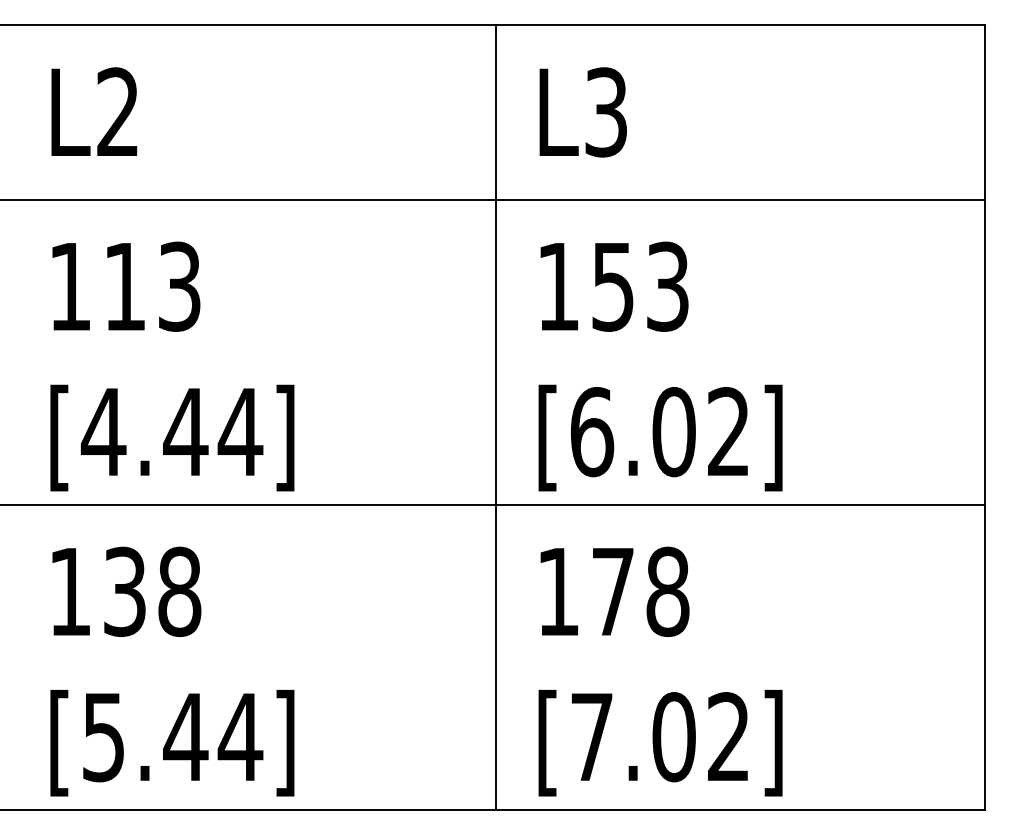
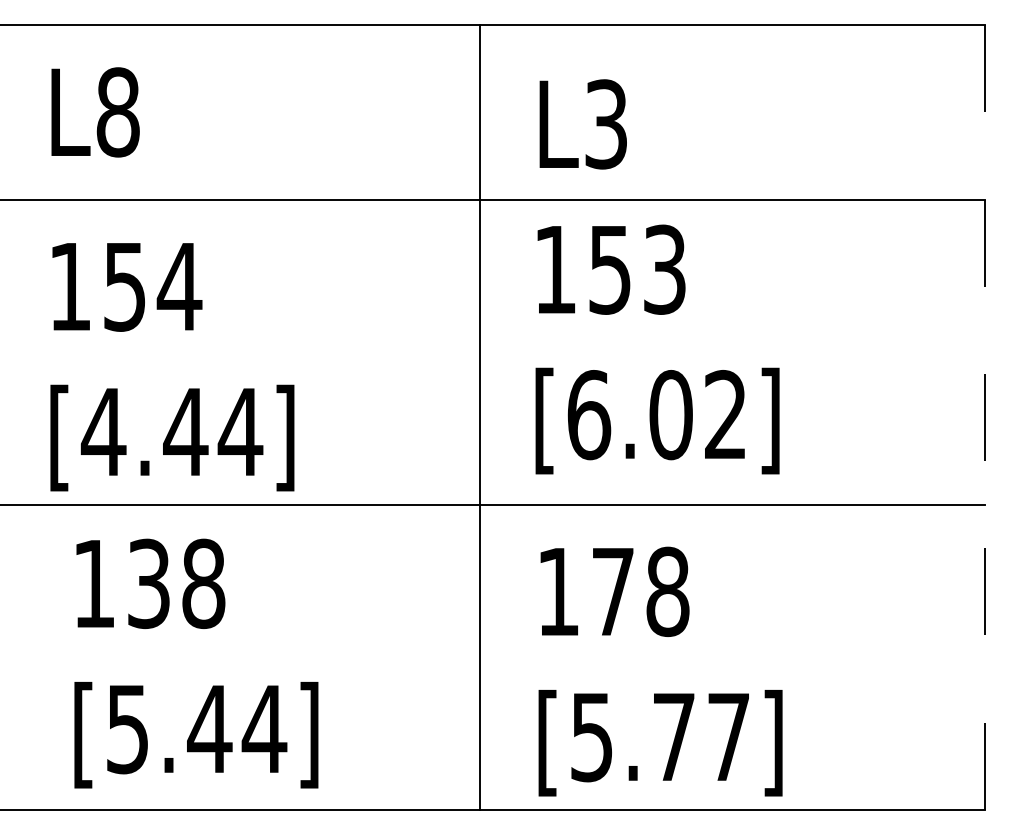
text: L2 -> L8 (117, 112)
text position: (582, 112) -> (582, 124) (582, 124)
text: 113 -> 154 (153, 286)
text position: (660, 366) -> (657, 349) (657, 349)
line position: (496, 417) -> (480, 417) (480, 417)
line: solid -> dashed (984, 417)
text position: (172, 671) -> (196, 663) (196, 663)
text: [7.02] -> [5.77] (659, 737)
